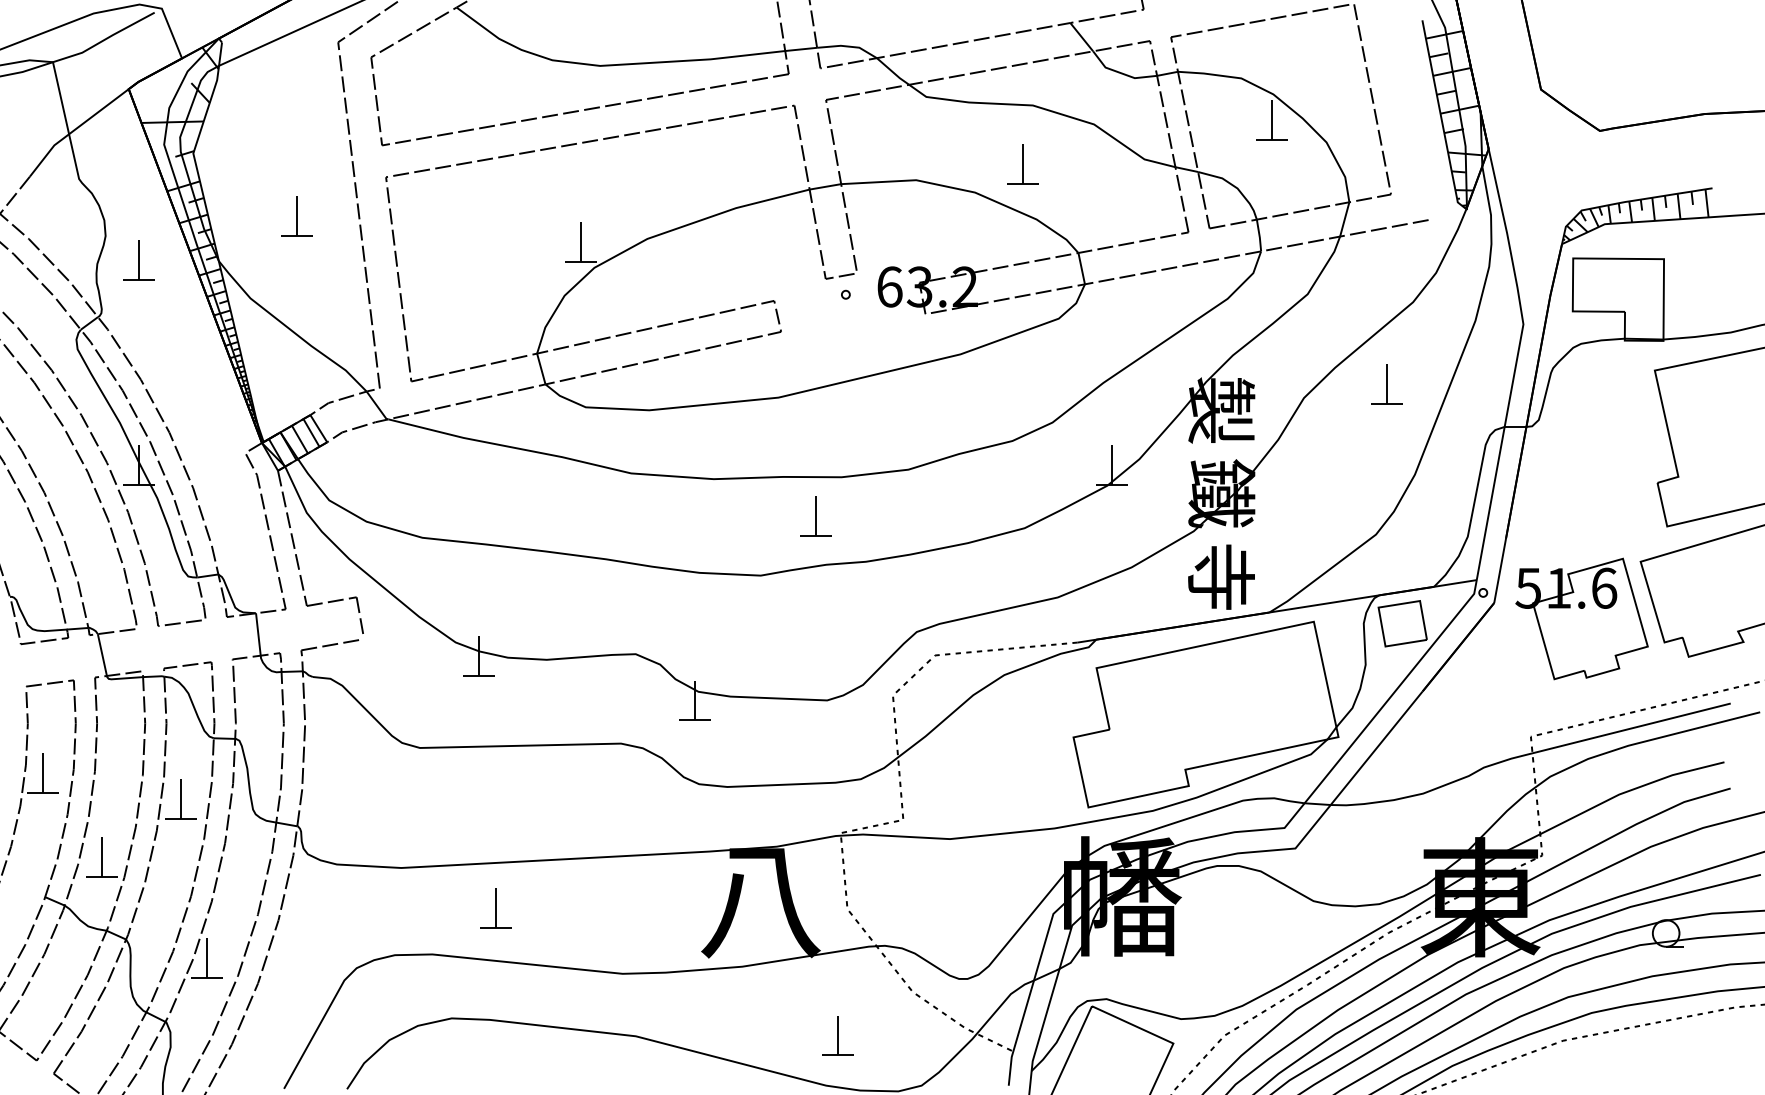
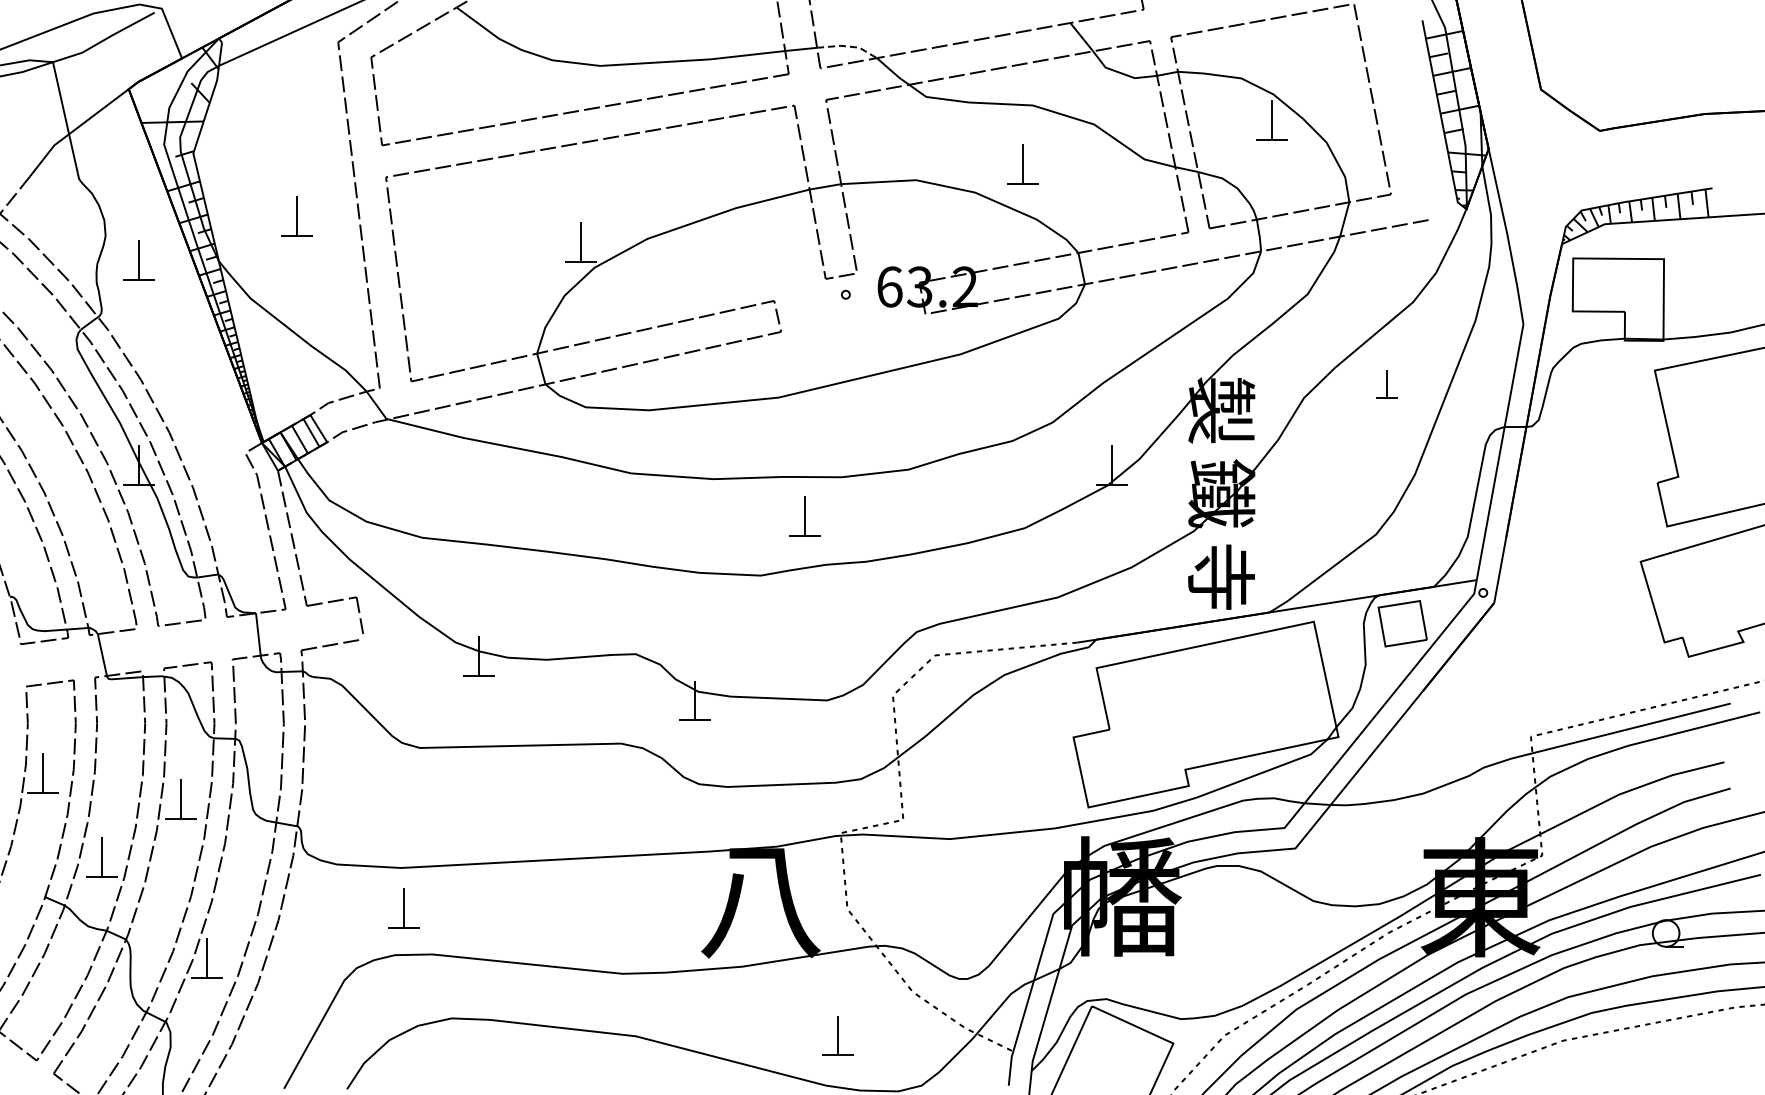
line: solid -> dashed (848, 46)
part size: 32x41 px -> 22x29 px (1386, 384)
part position: (815, 516) -> (804, 516) (804, 516)
part: present -> none (1581, 618)
part position: (495, 908) -> (403, 908) (403, 908)
